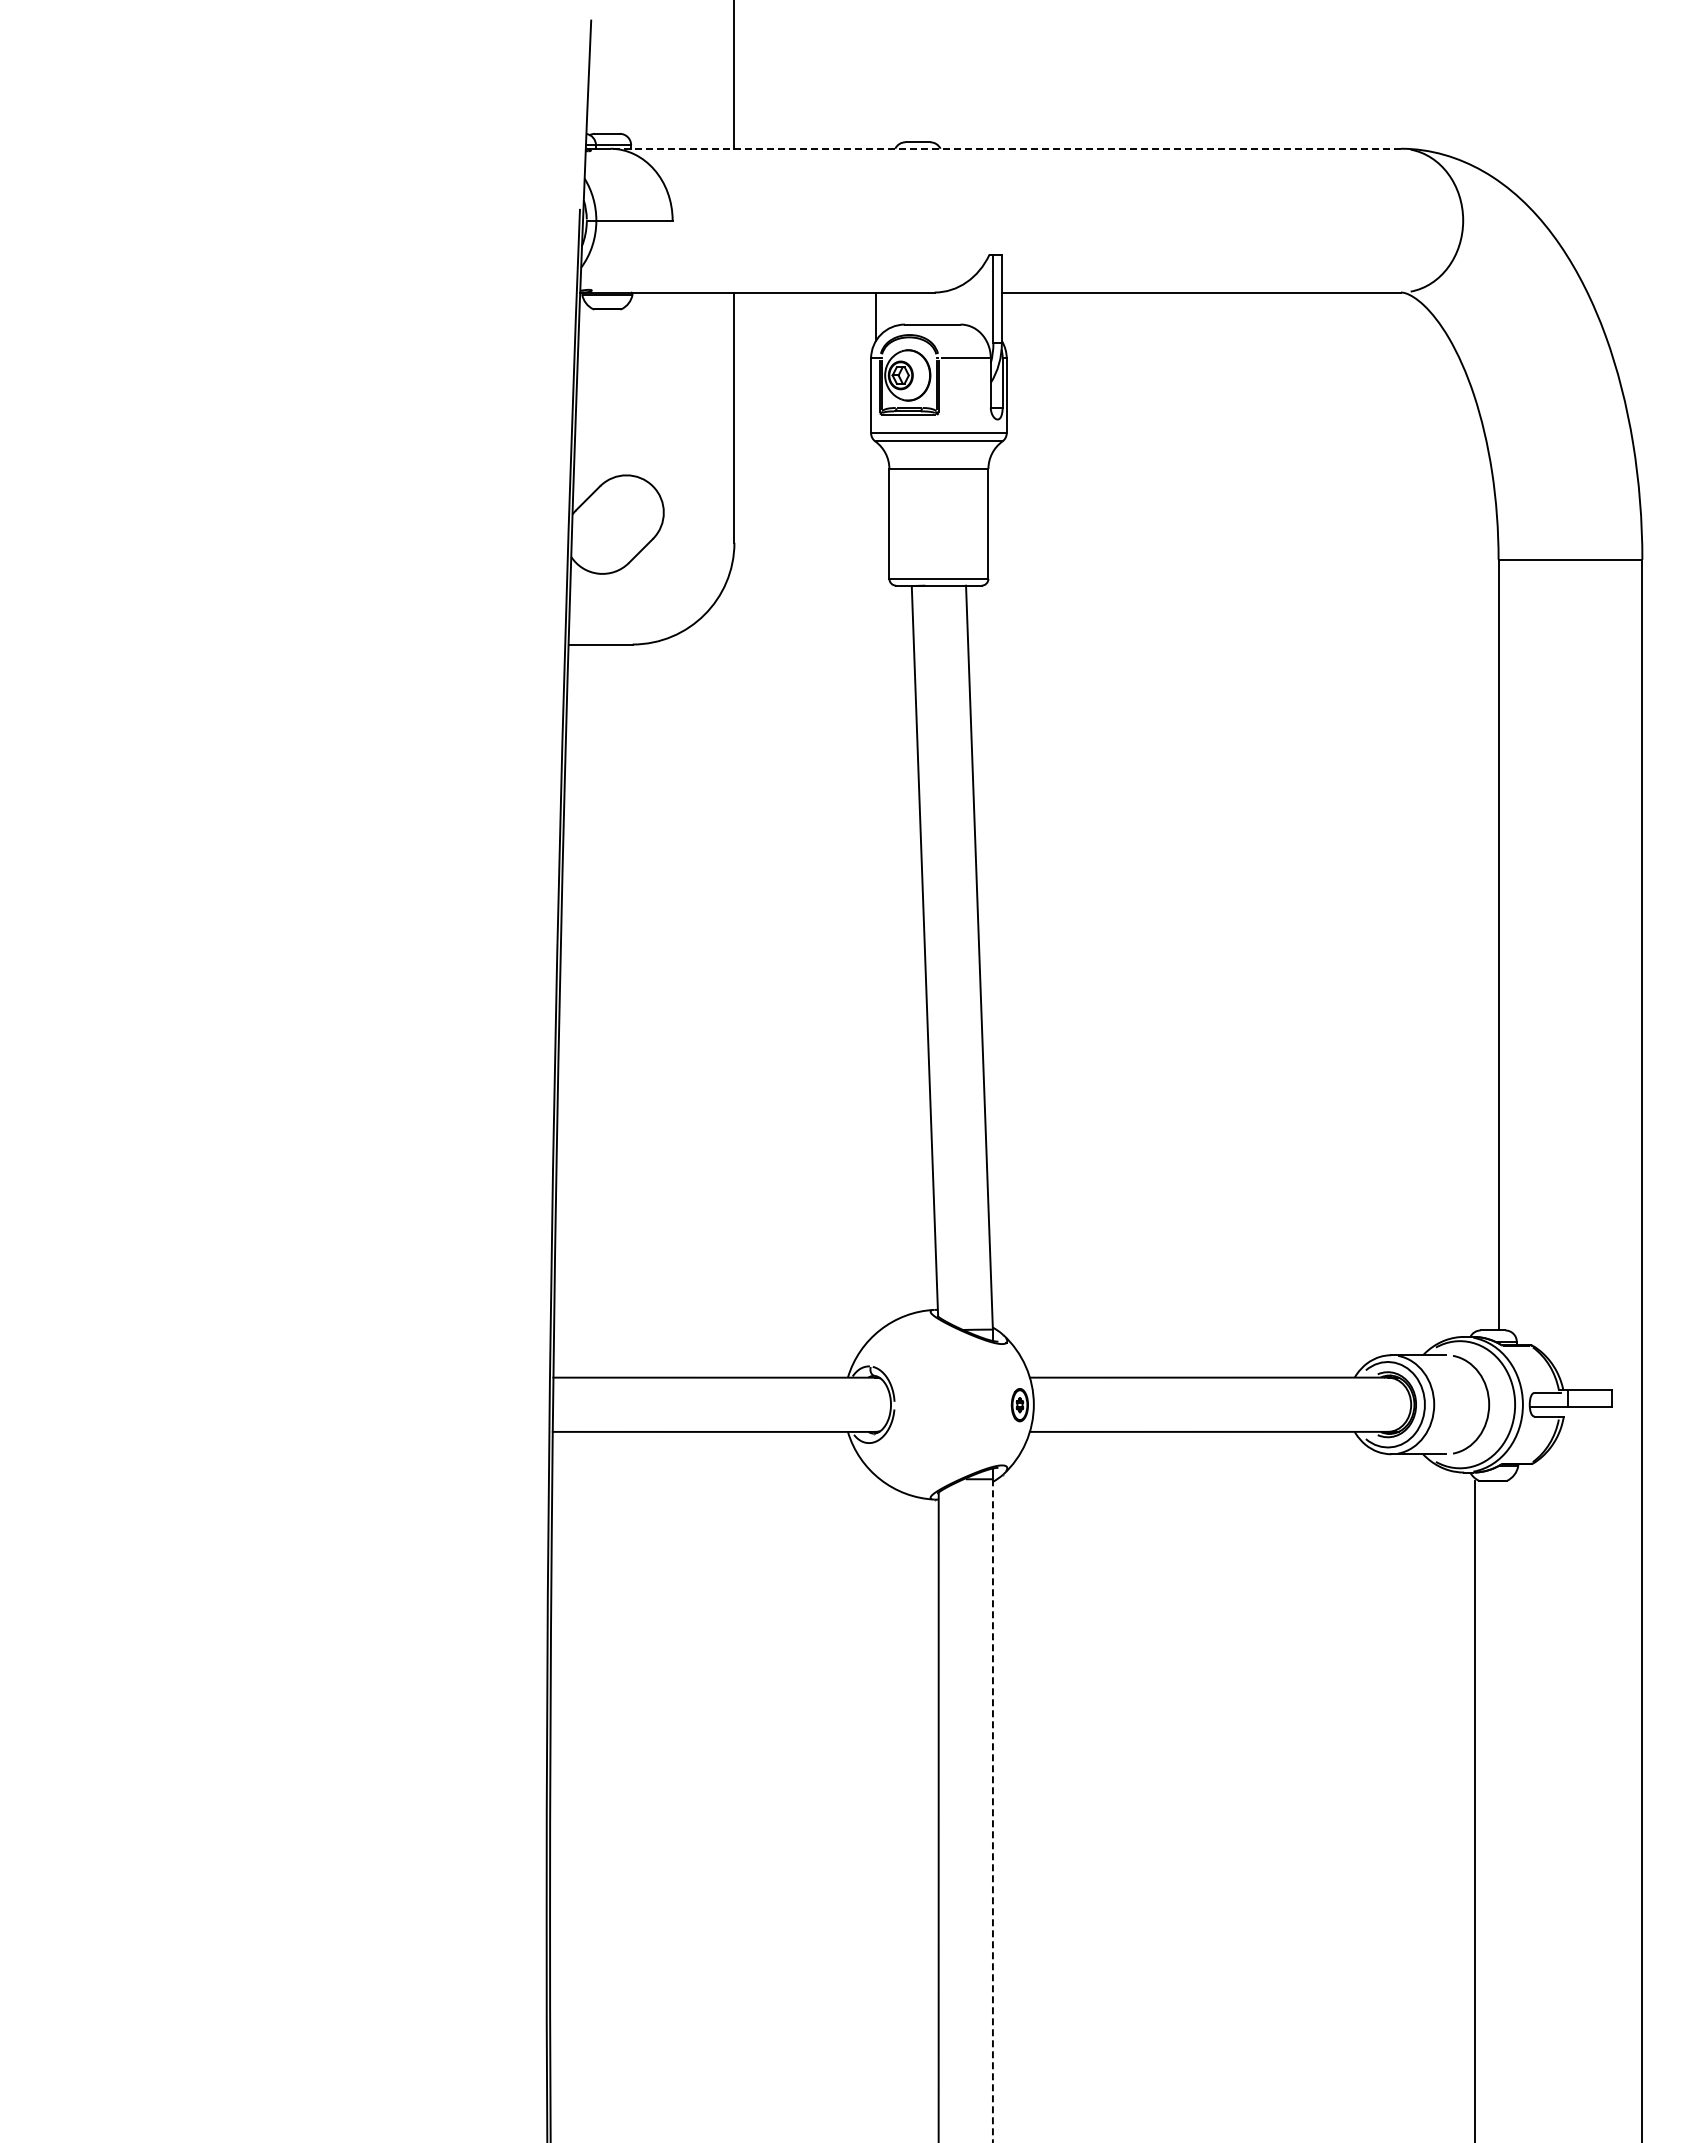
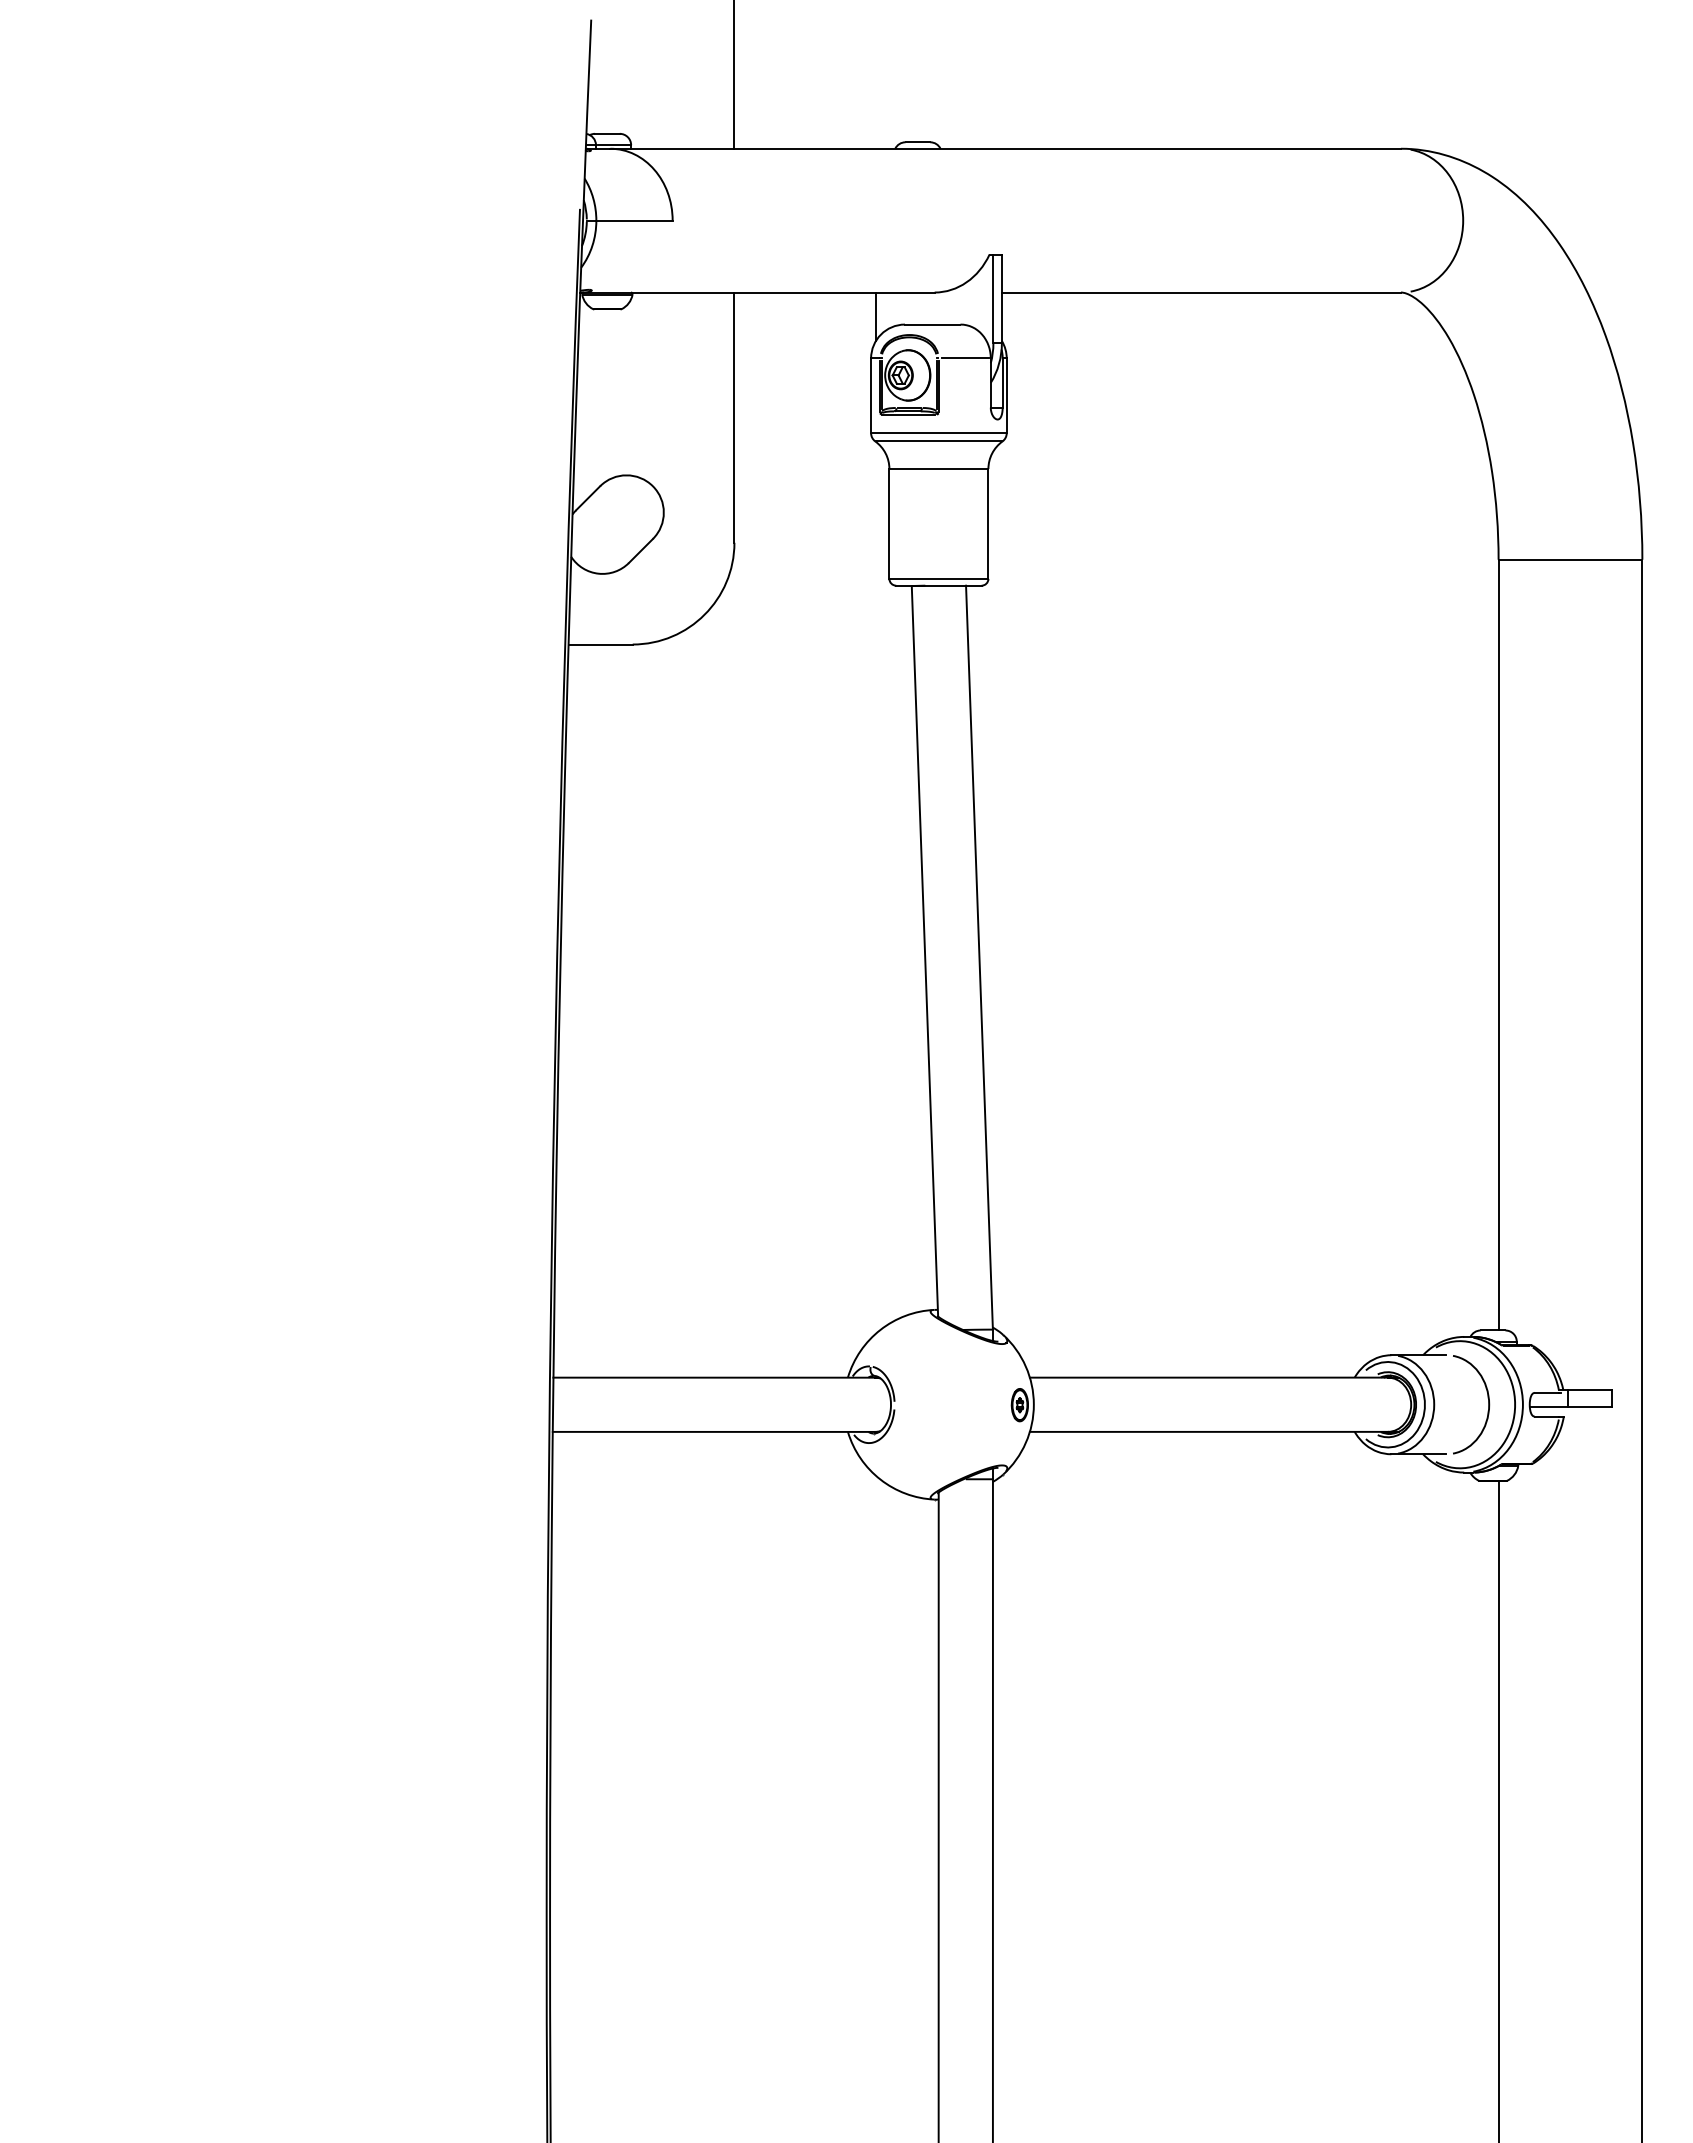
line: dashed -> solid (1005, 148)
line position: (1474, 1810) -> (1498, 1810) (1498, 1810)
line: dashed -> solid (992, 1811)
